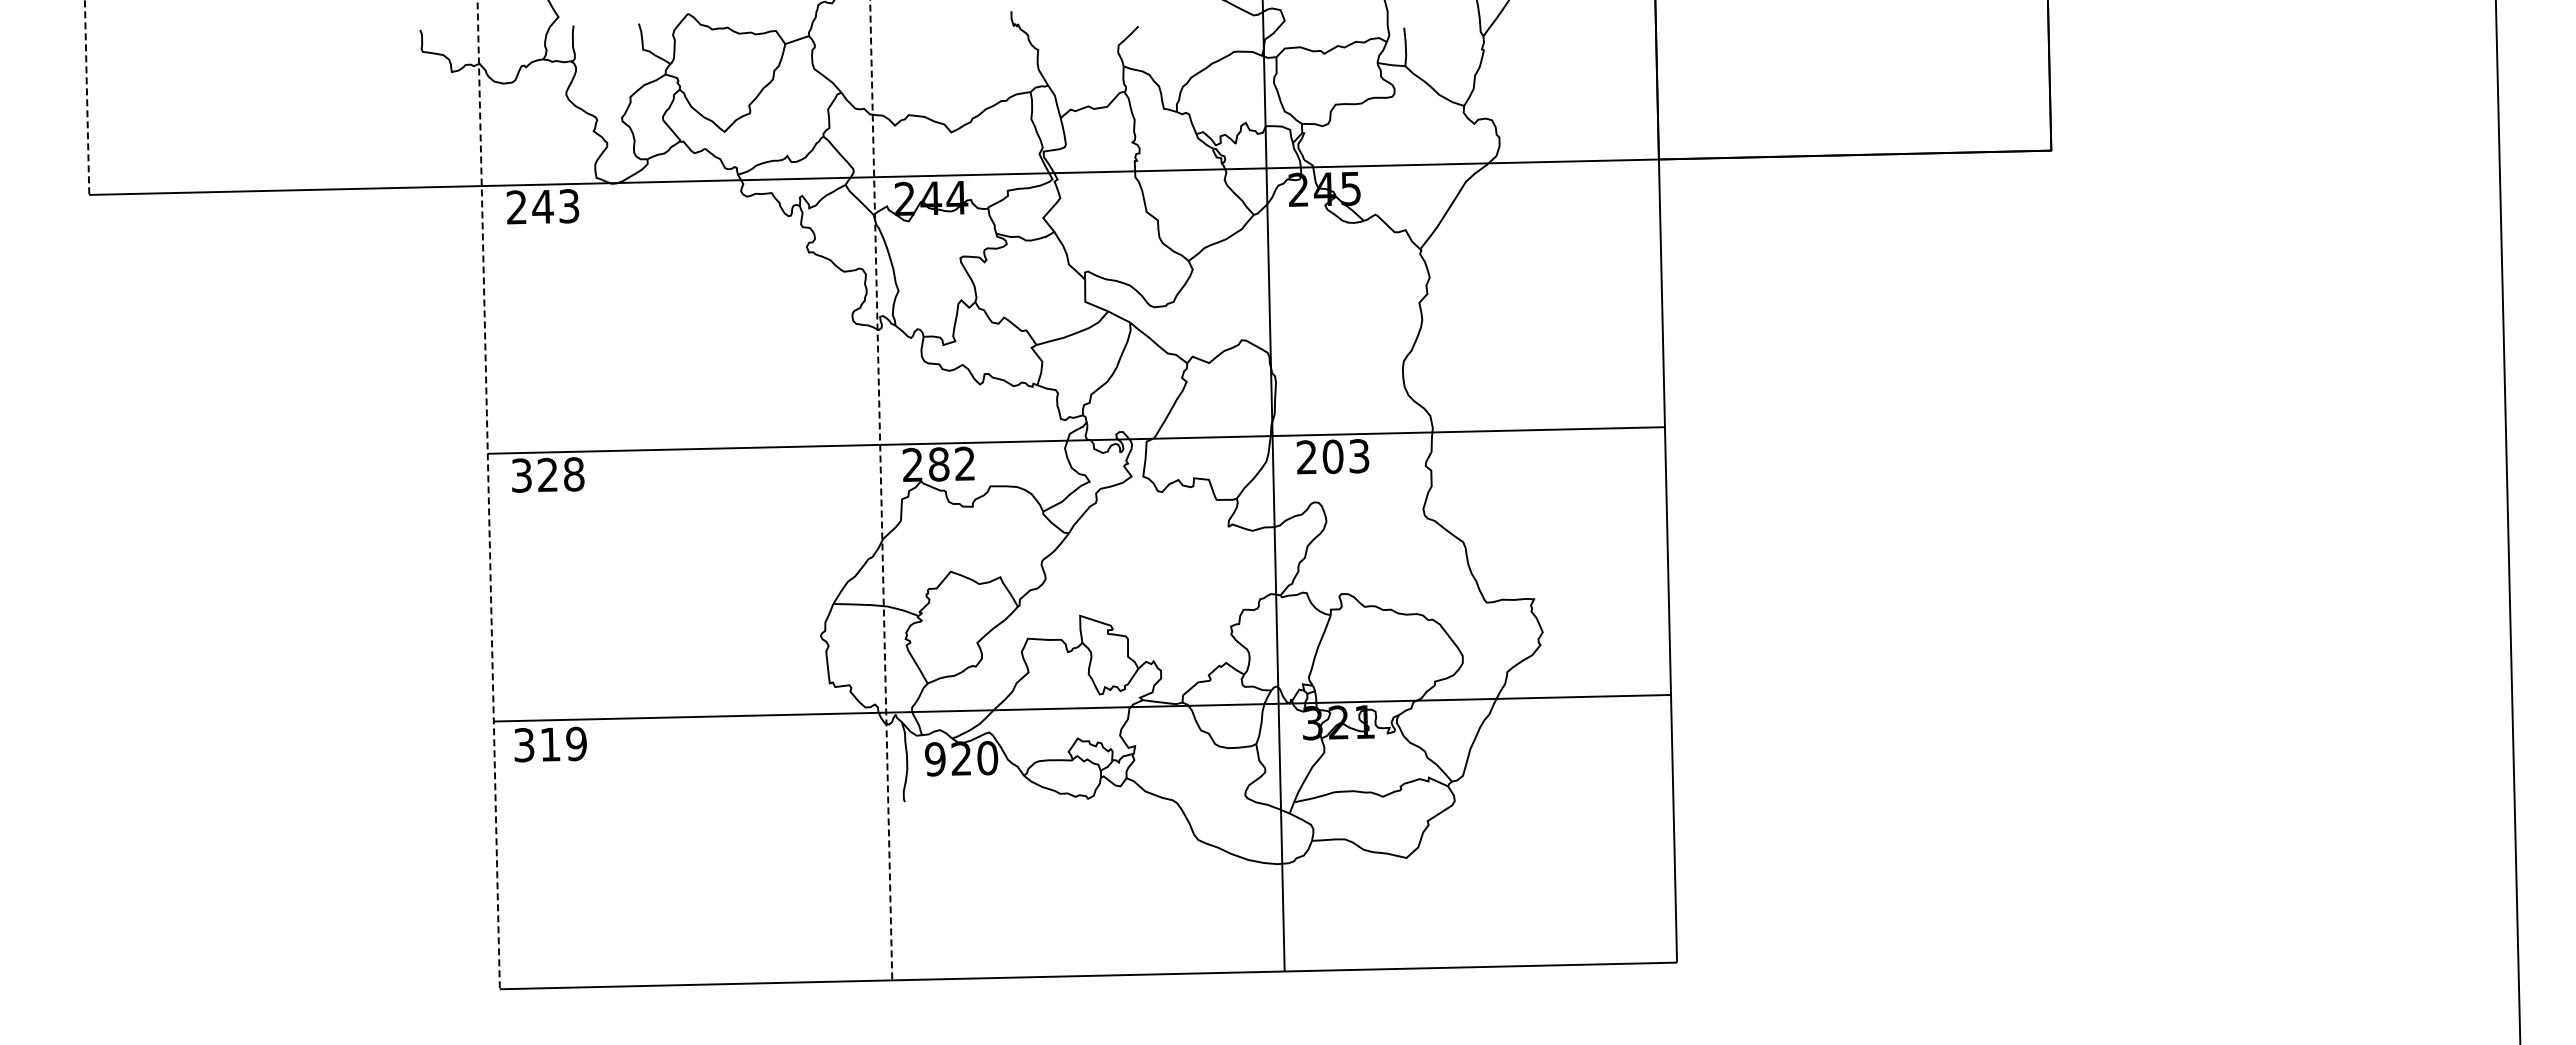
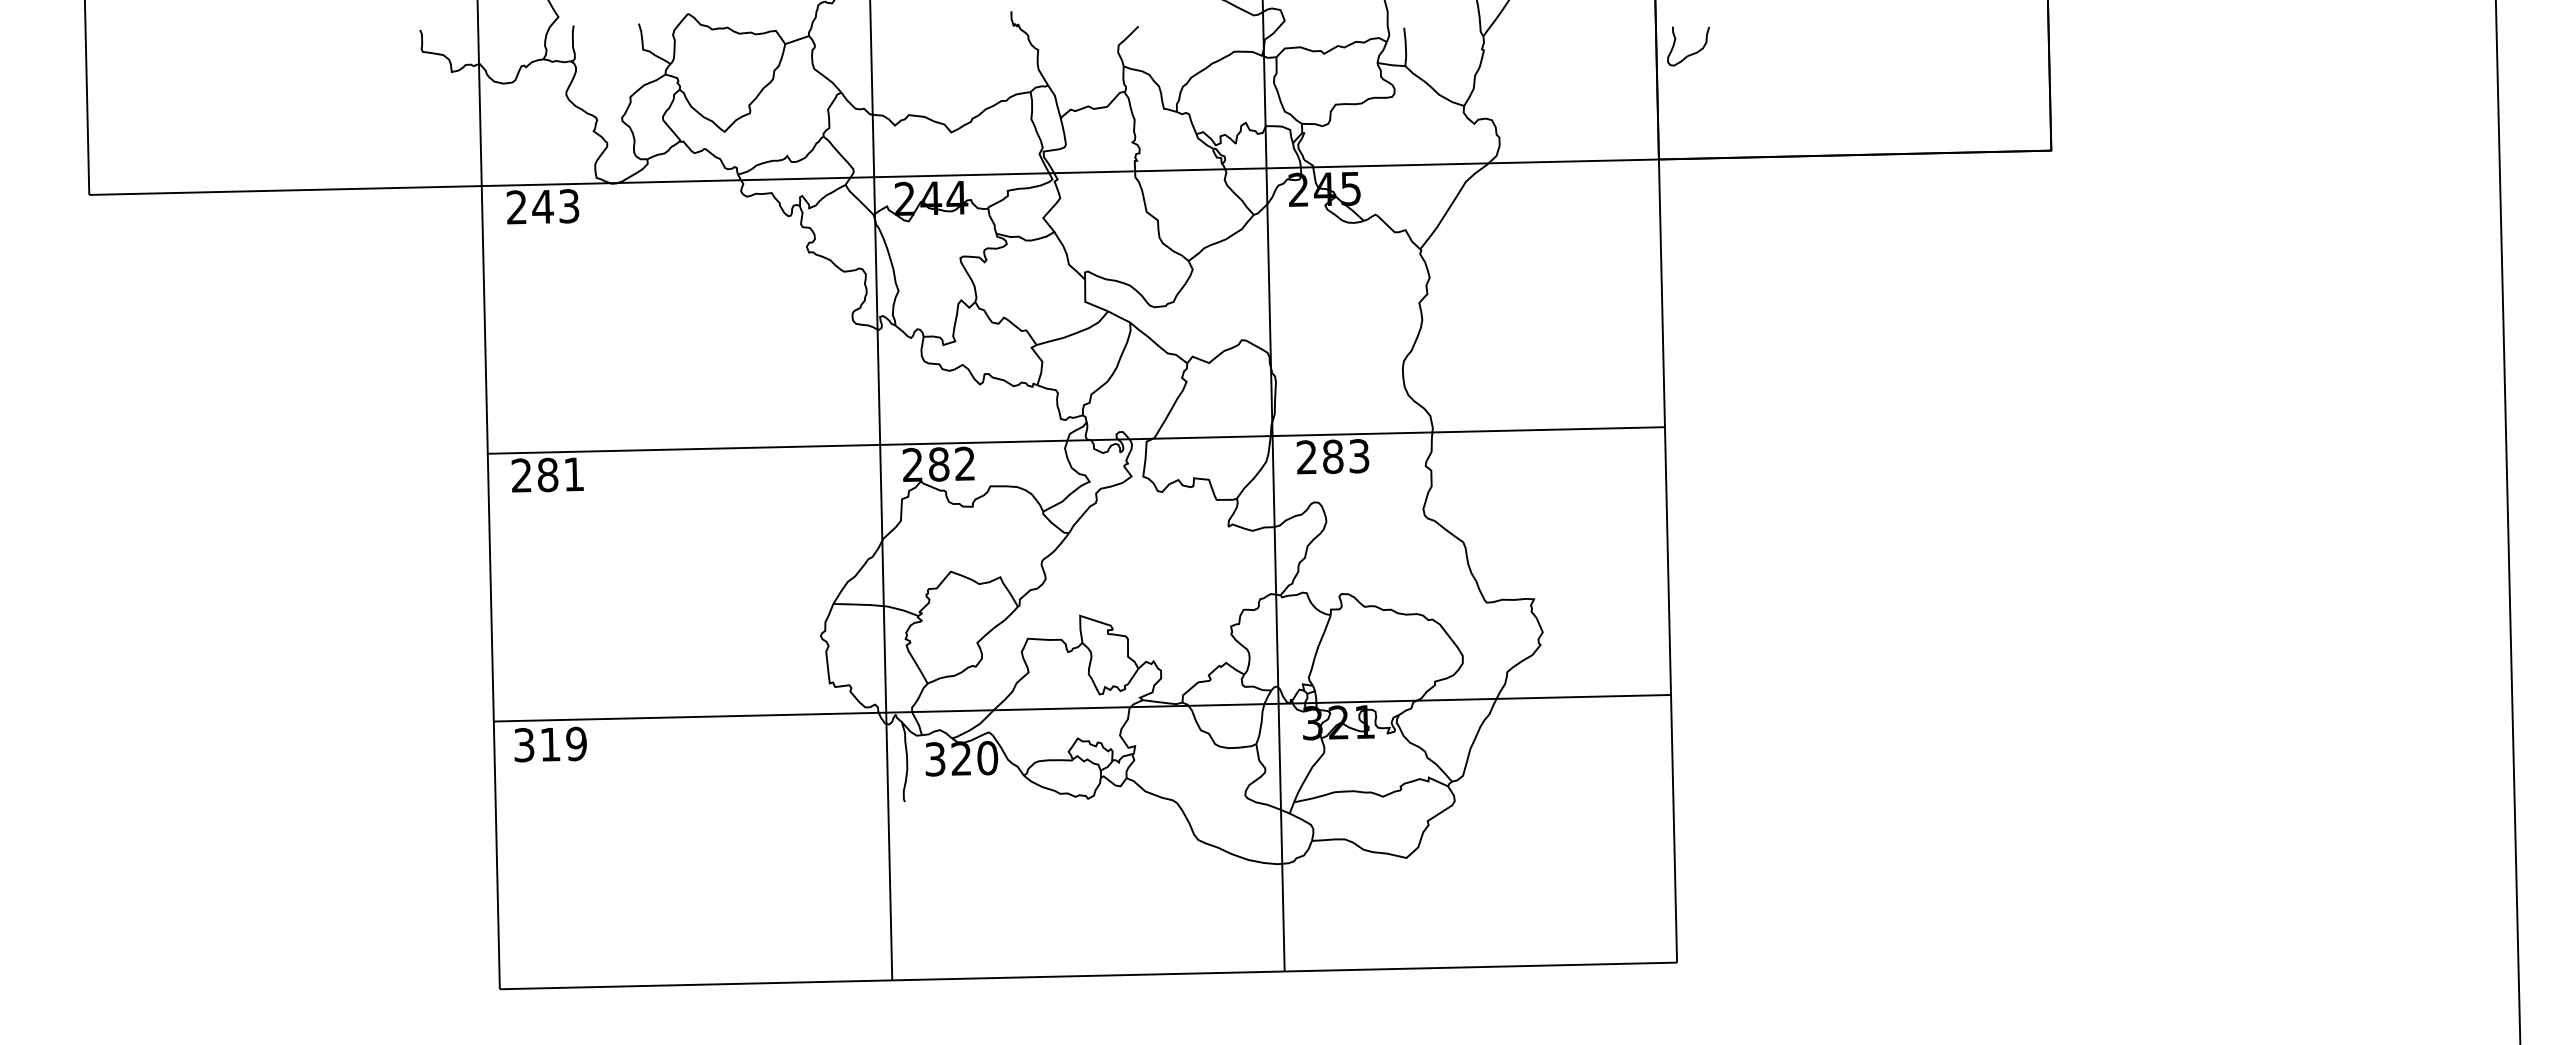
part: none -> present (1691, 53)
line: dashed -> solid (87, 98)
text: 203 -> 283 (1332, 456)
text: 328 -> 281 (547, 474)
line: dashed -> solid (881, 490)
line: dashed -> solid (488, 495)
text: 920 -> 320 (934, 759)
